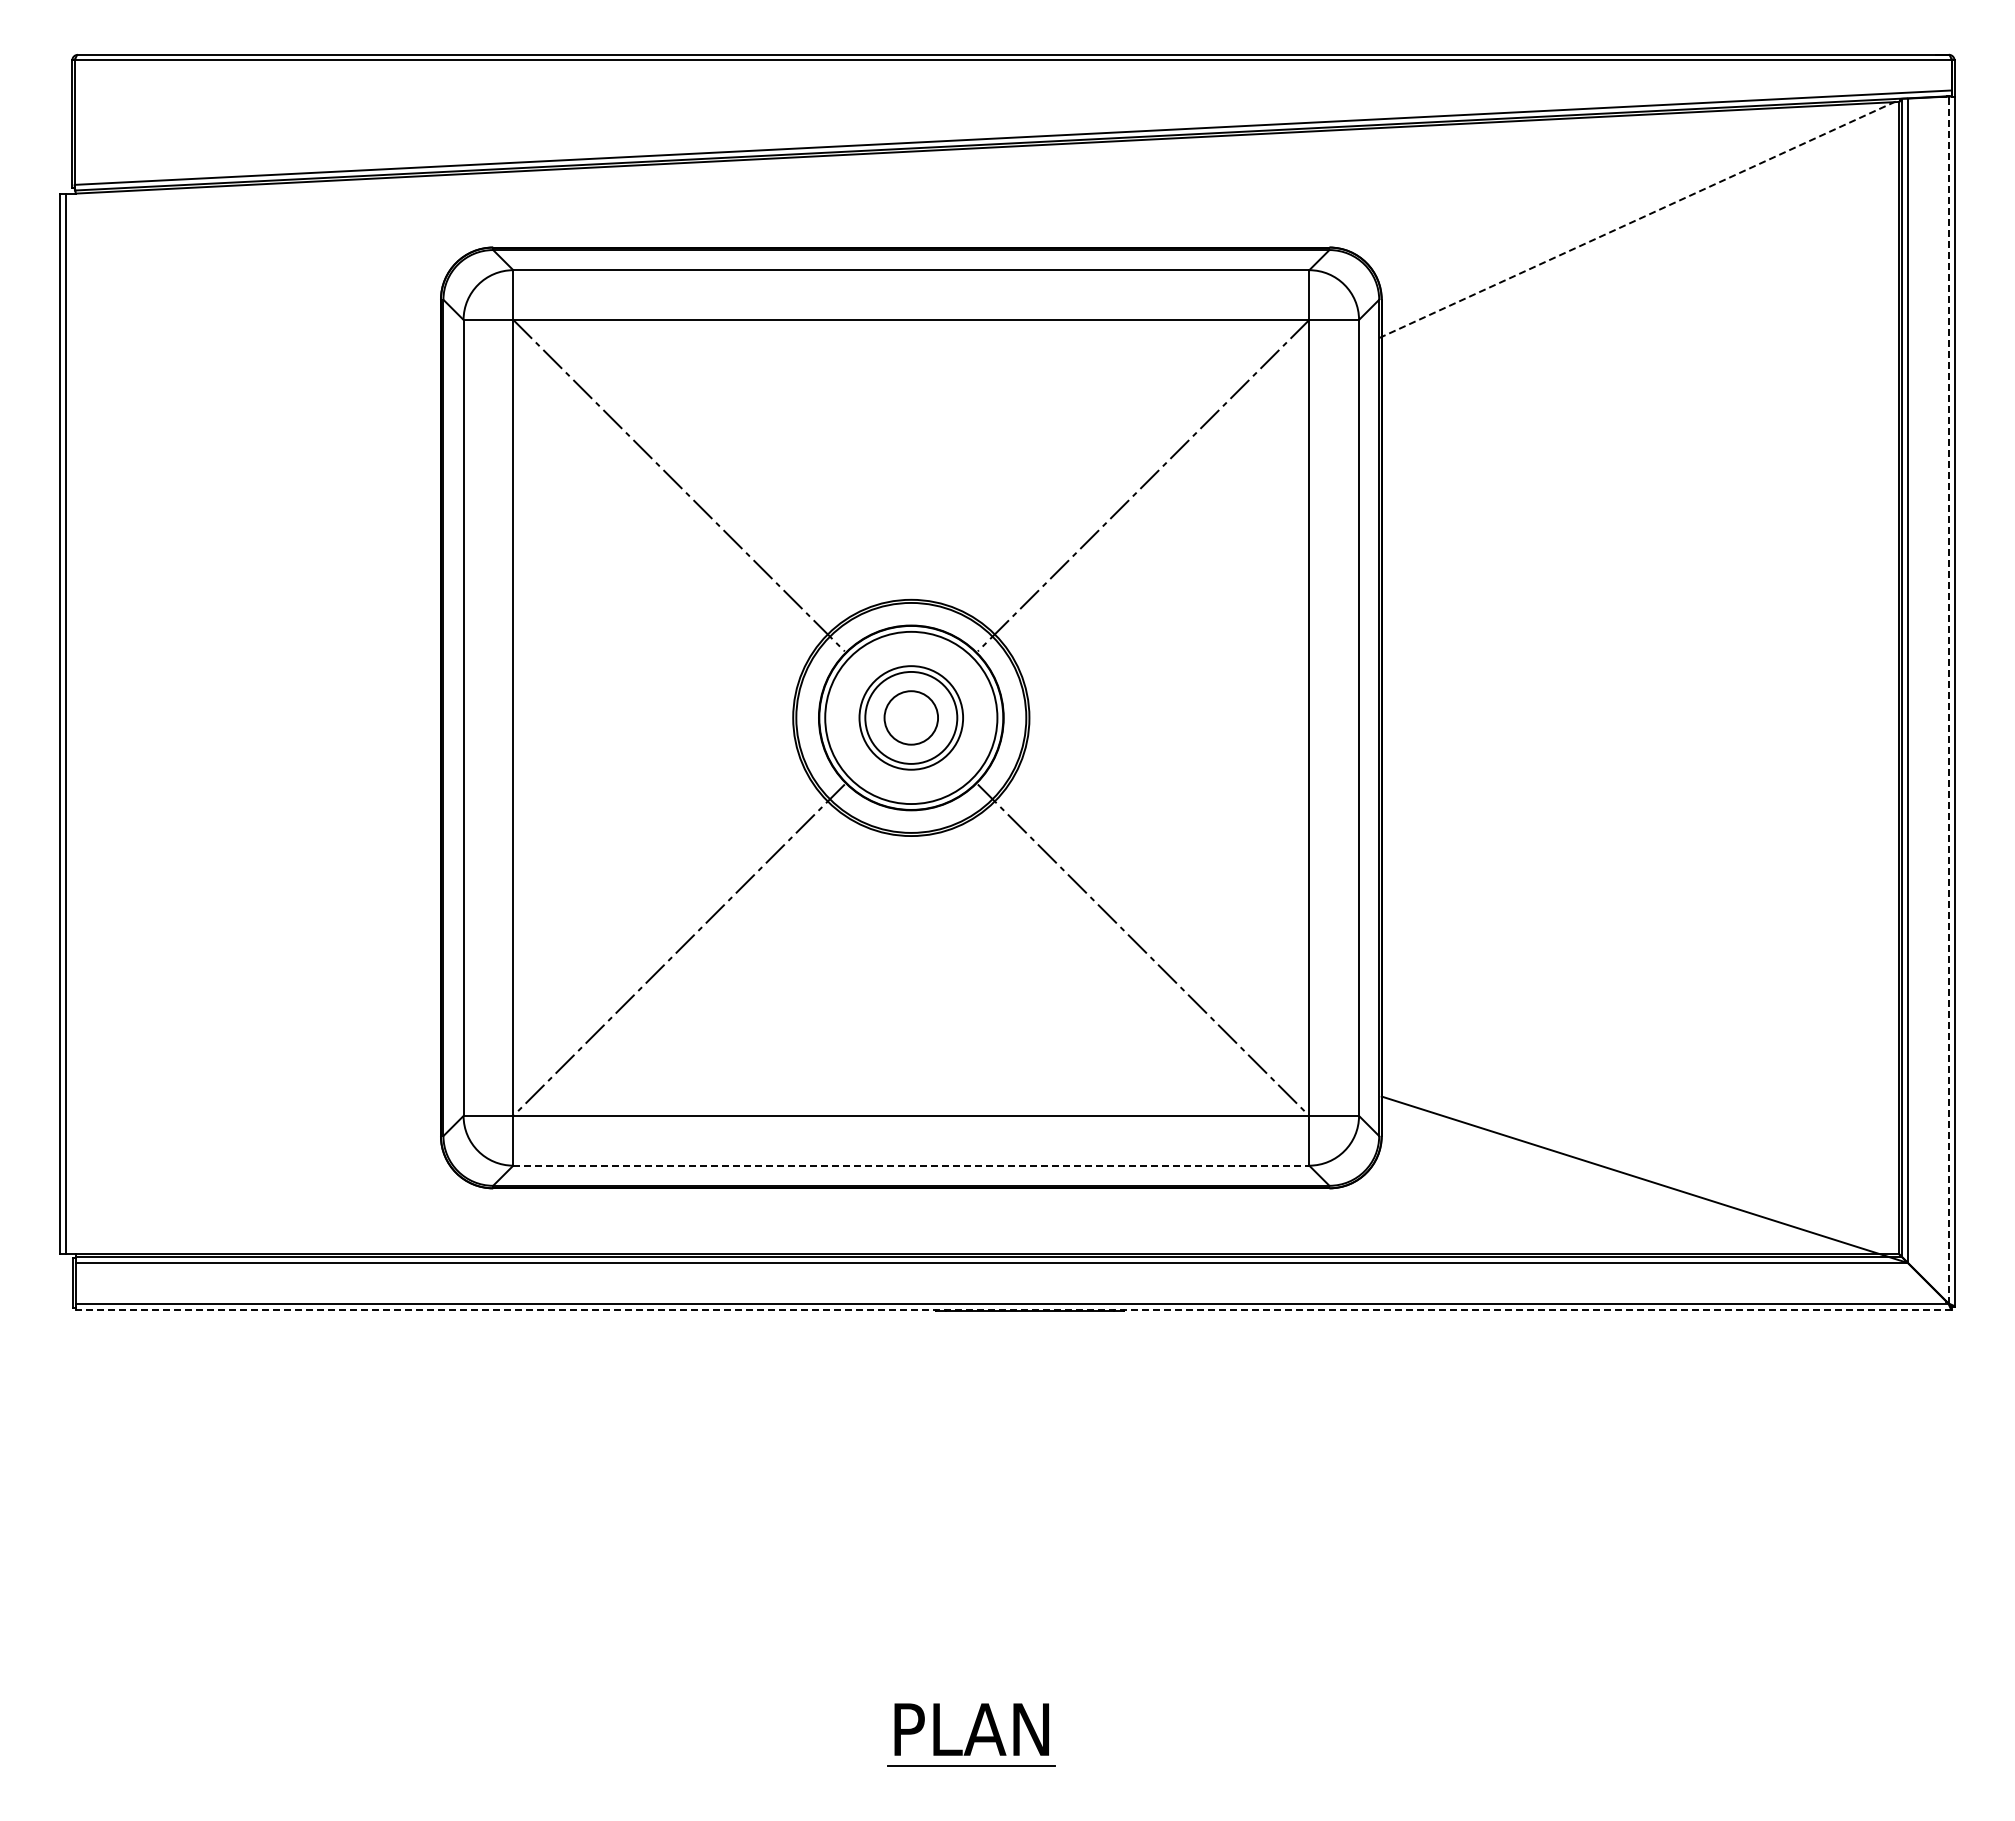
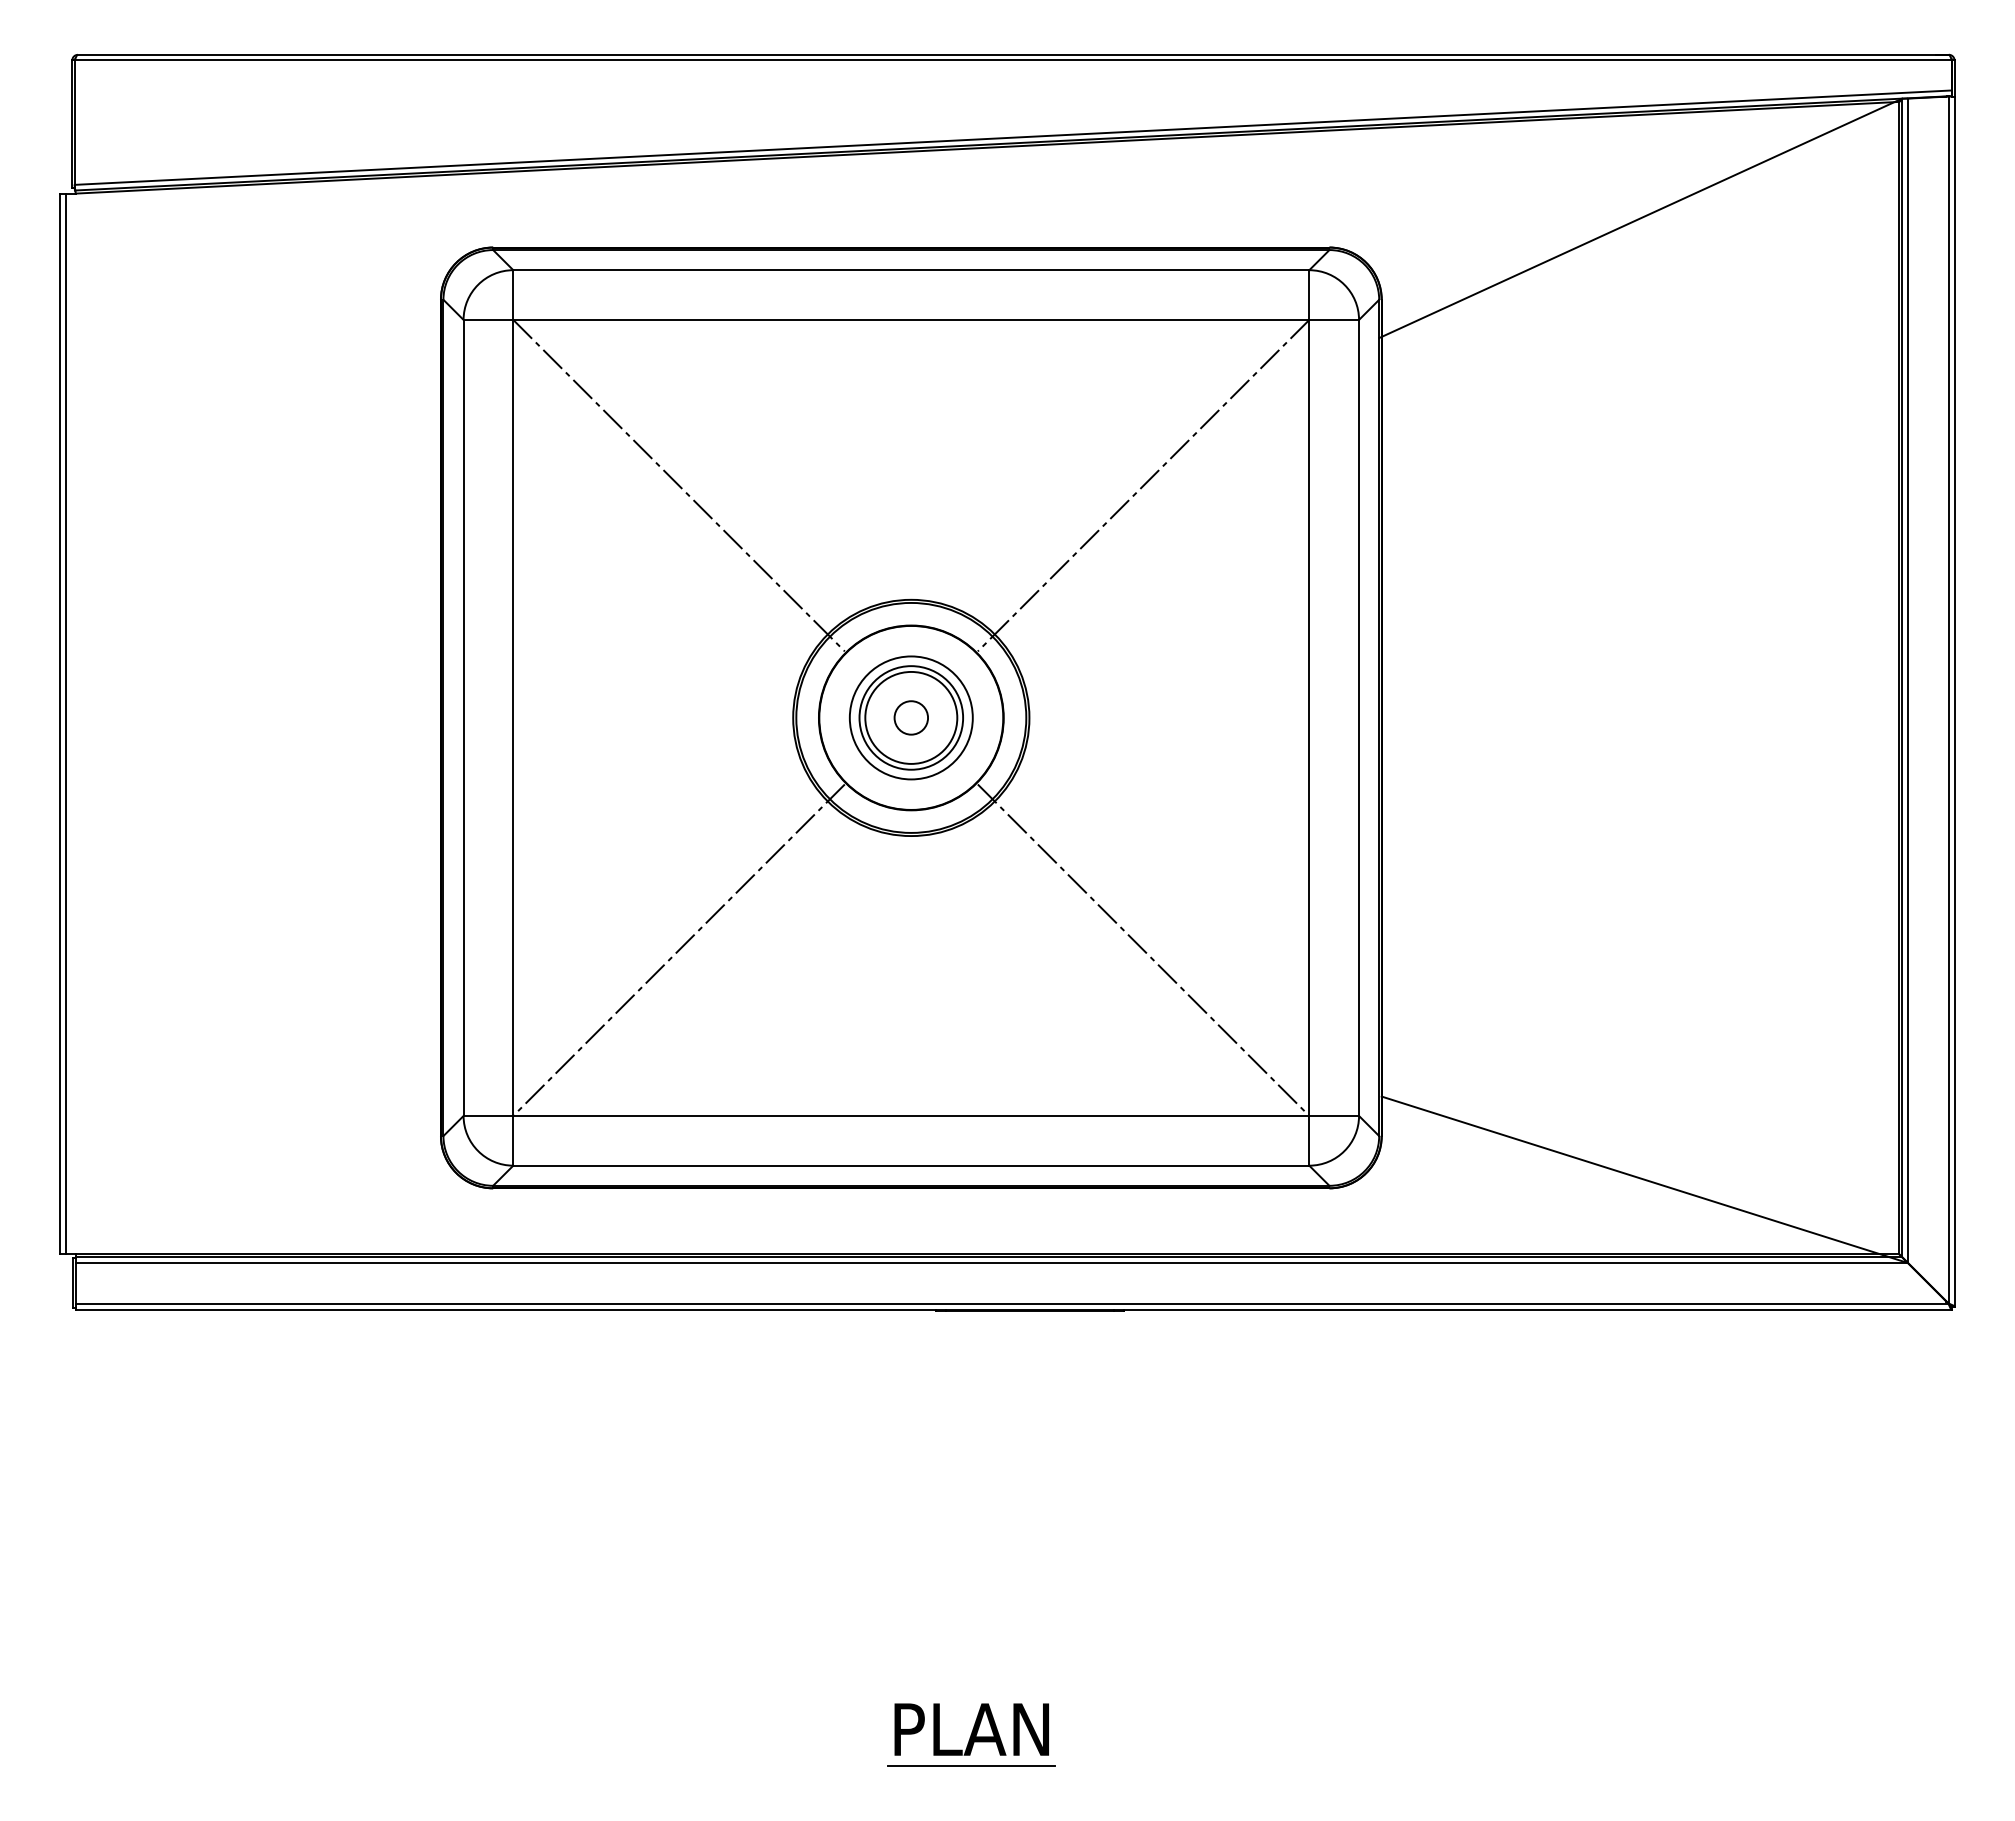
line: dashed -> solid (1640, 218)
line: dashed -> solid (1948, 700)
circle diameter: 172 px -> 123 px (910, 717)
circle diameter: 54 px -> 33 px (911, 717)
line: dashed -> solid (911, 1165)
line: dashed -> solid (1013, 1309)
